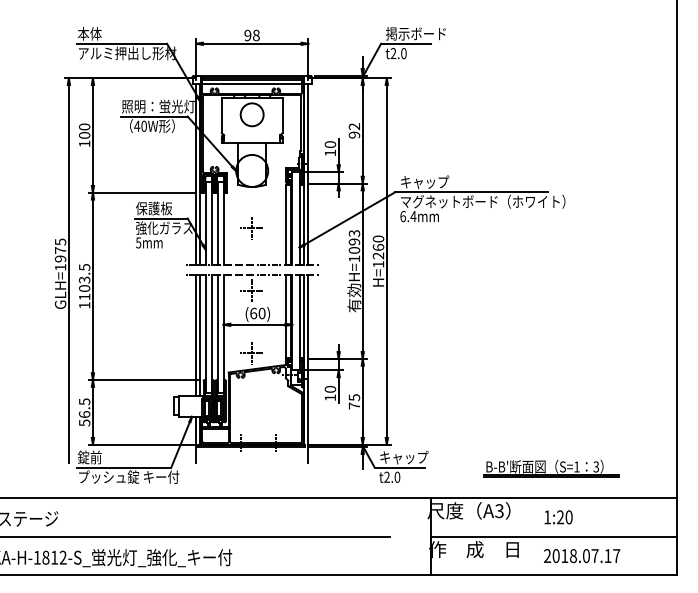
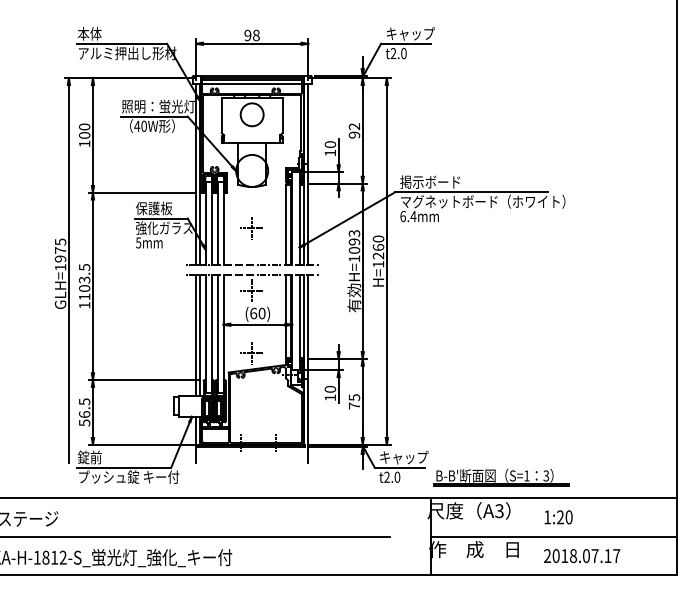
text: 掲示ボード -> キャップ (415, 33)
text: キャップ -> 掲示ボード (430, 181)
part position: (551, 468) -> (501, 477) (501, 477)
